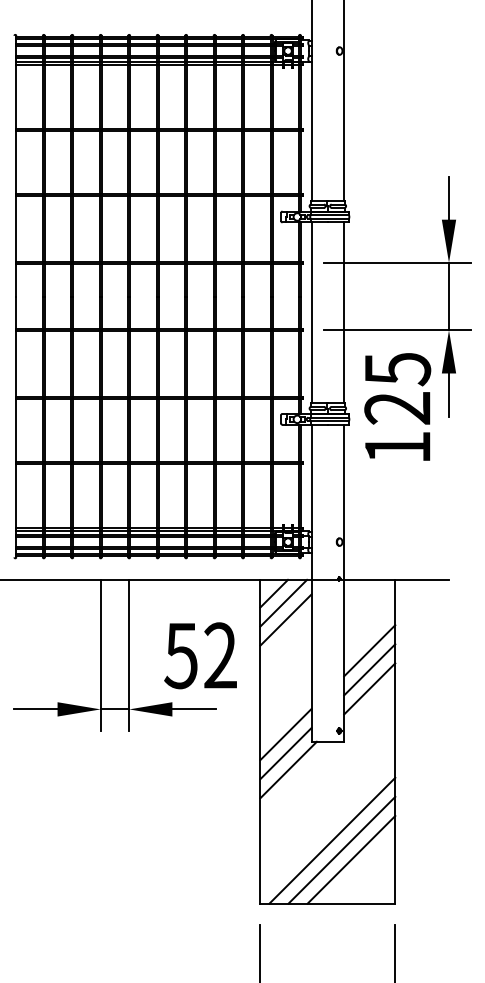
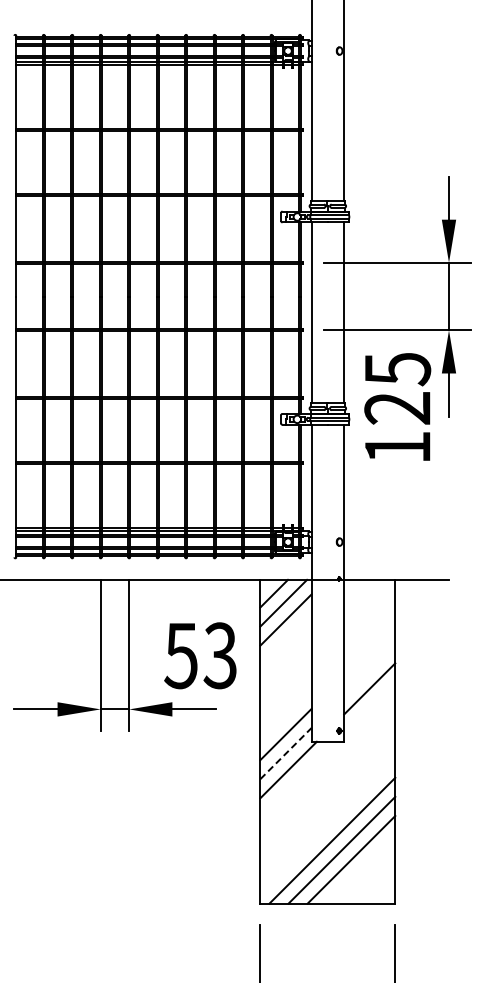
line: present -> none (369, 650)
text: 52 -> 53 (219, 655)
line: present -> none (369, 669)
line: solid -> dashed (286, 753)
